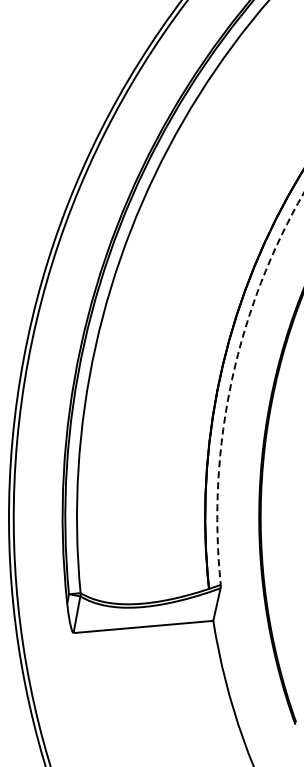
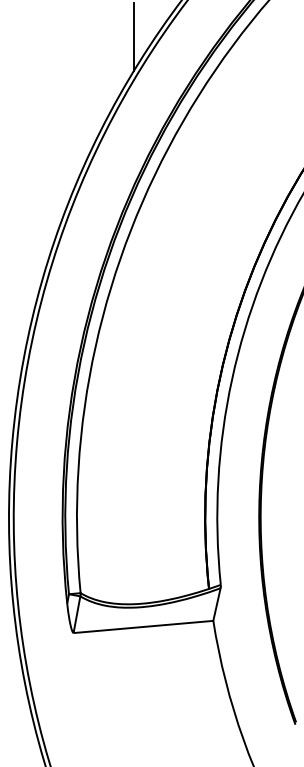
line: none -> present (133, 37)
arc: dashed -> solid (231, 381)
